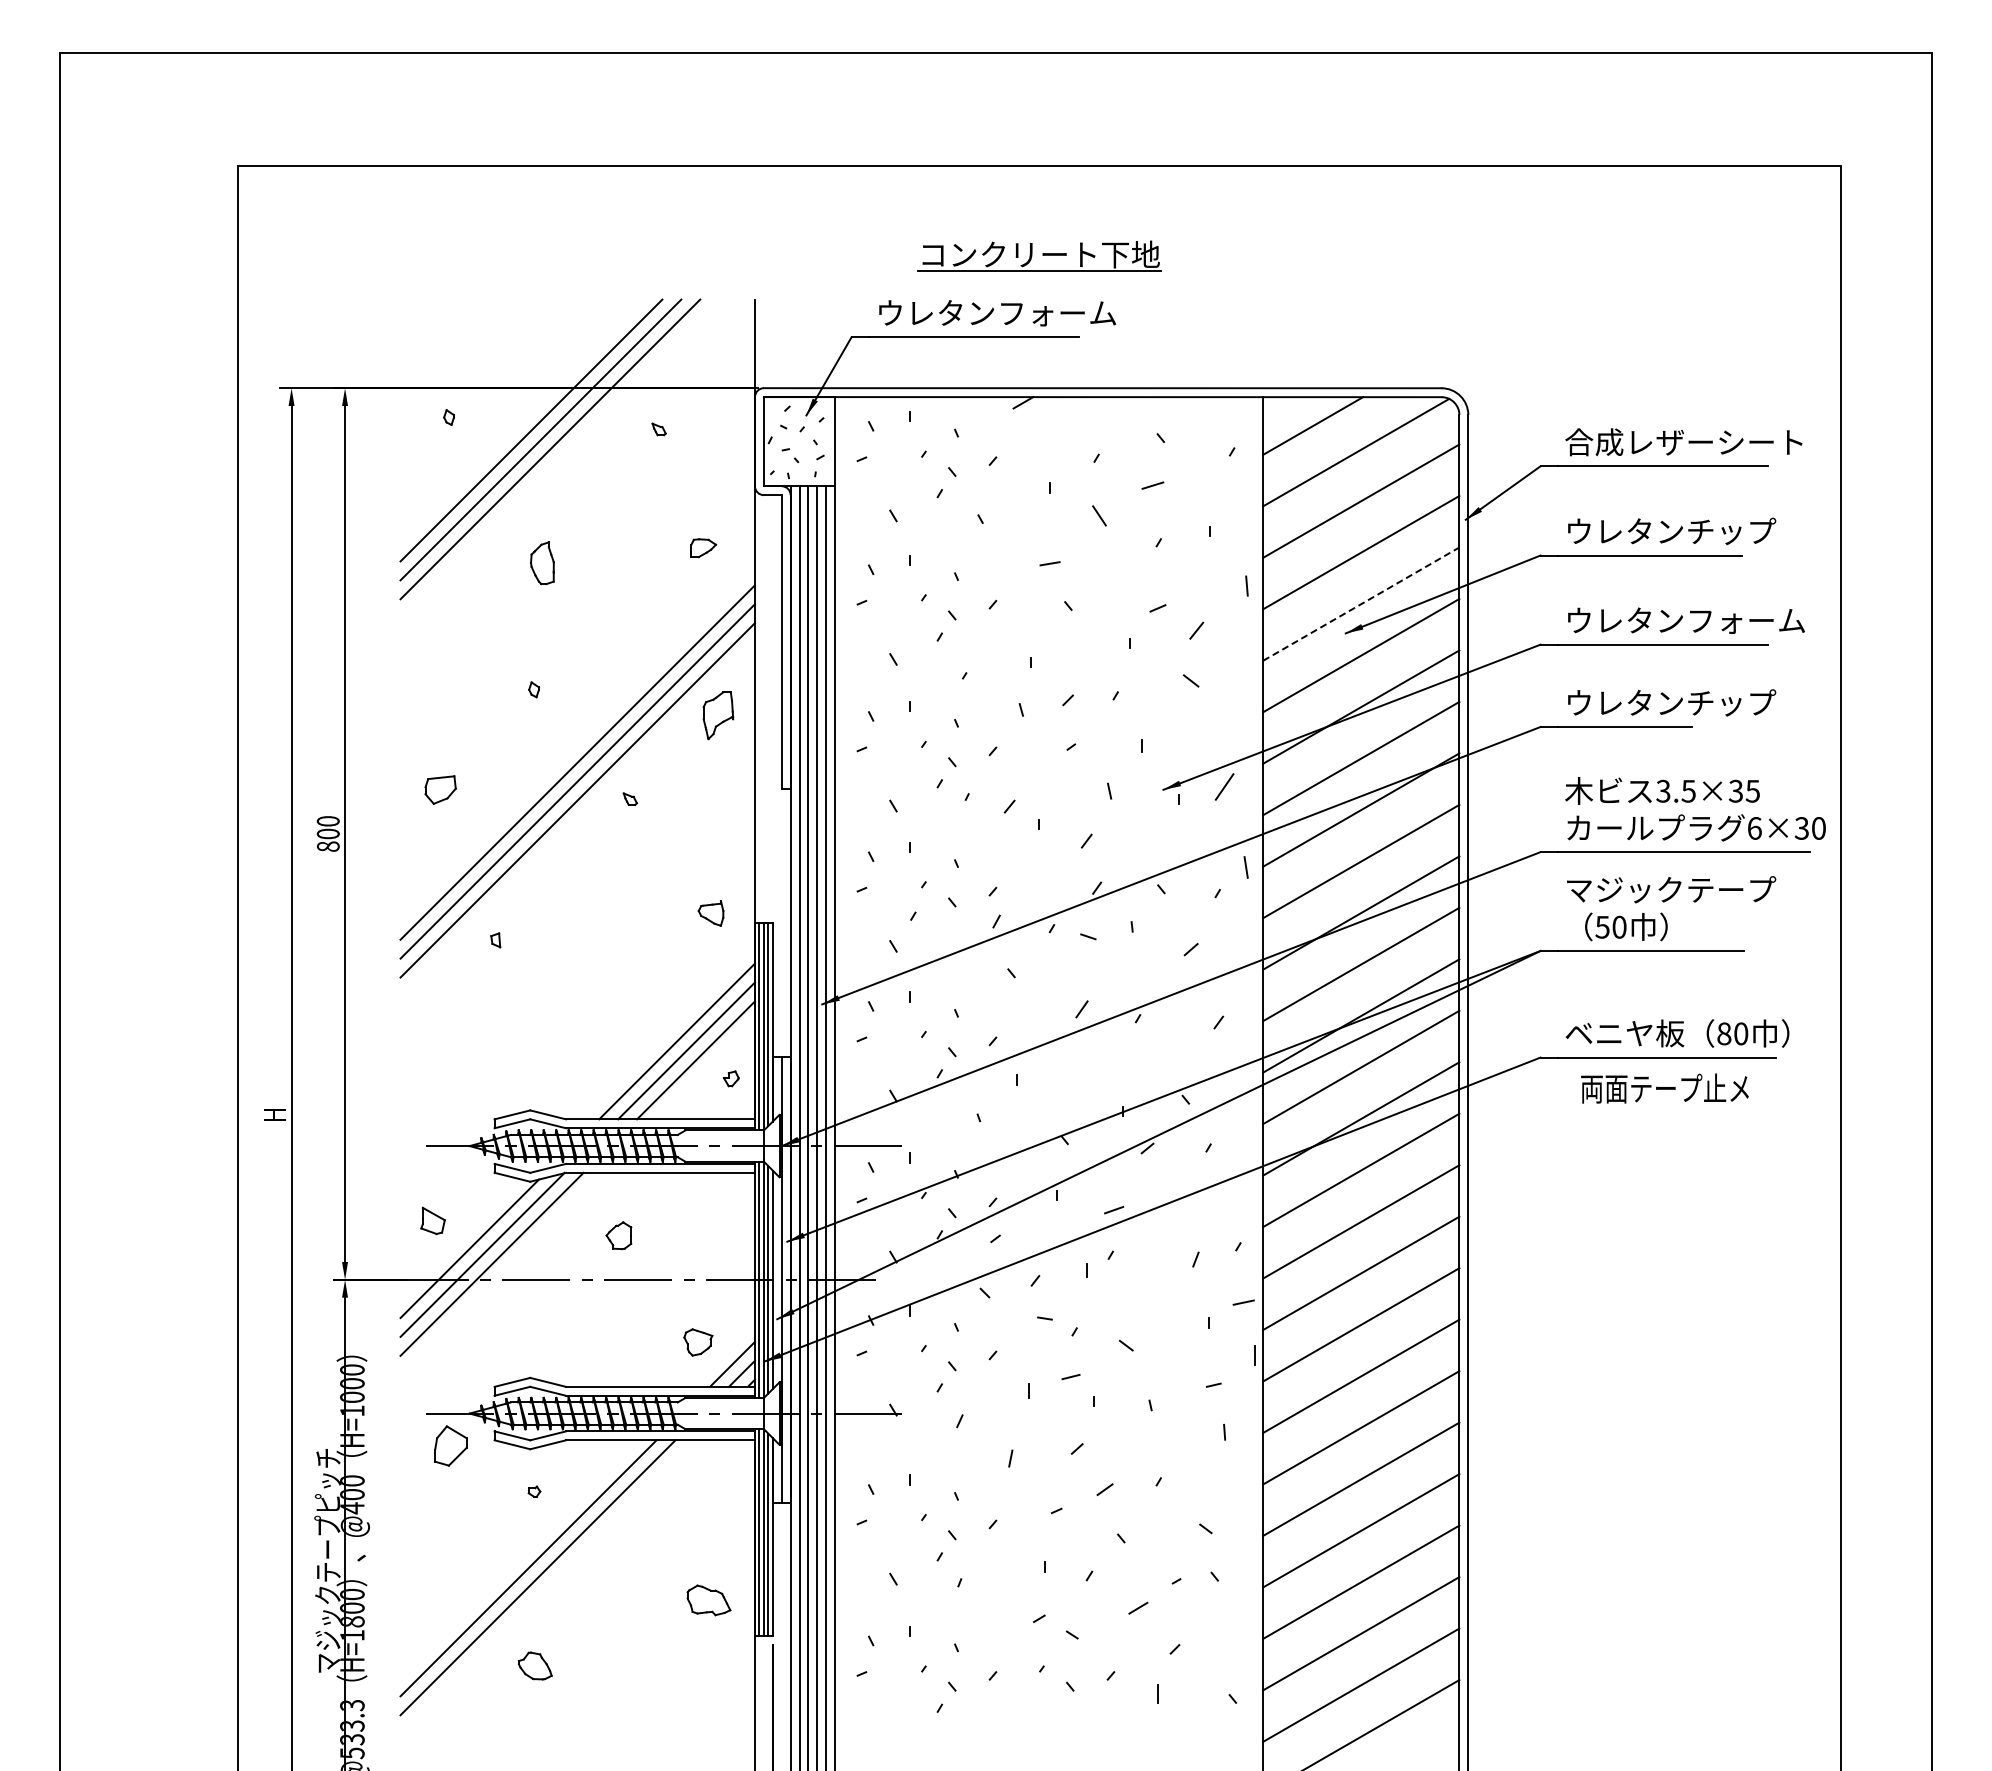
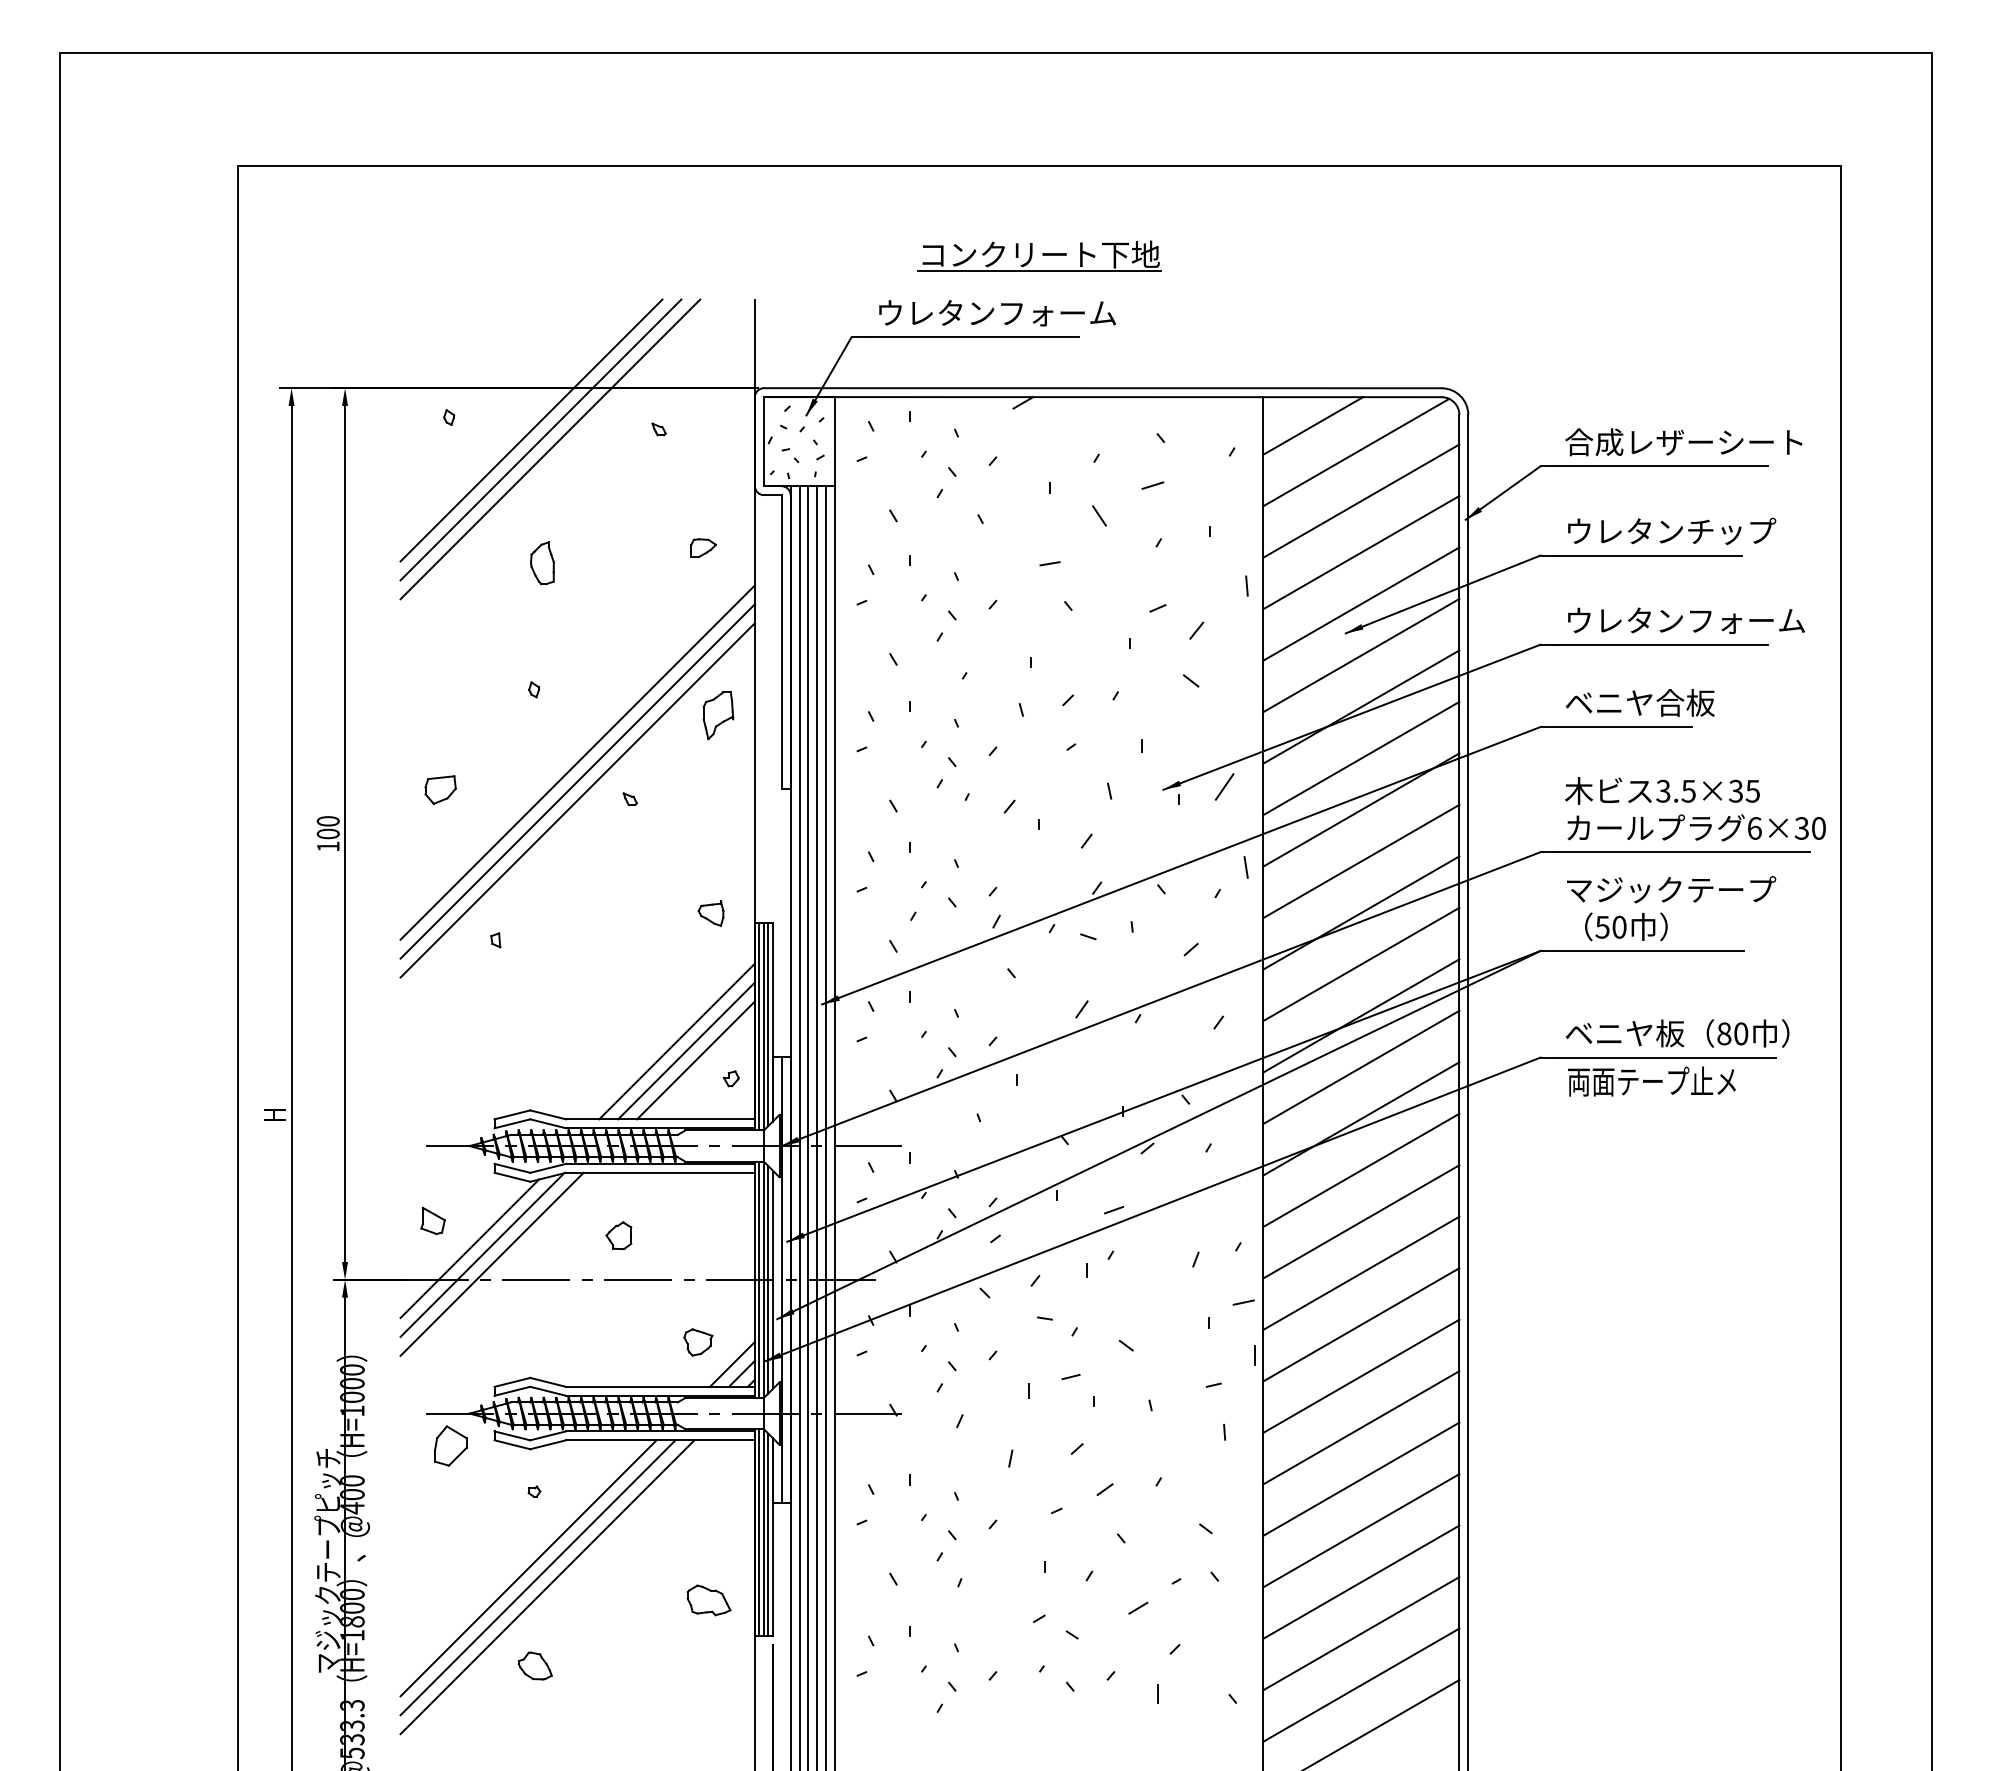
line: dashed -> solid (1361, 603)
text: ウレタンチップ -> ベニヤ合板 (1670, 702)
text: 800 -> 100 (327, 846)
text position: (1664, 1088) -> (1651, 1081) (1651, 1081)
line: none -> present (547, 1587)
